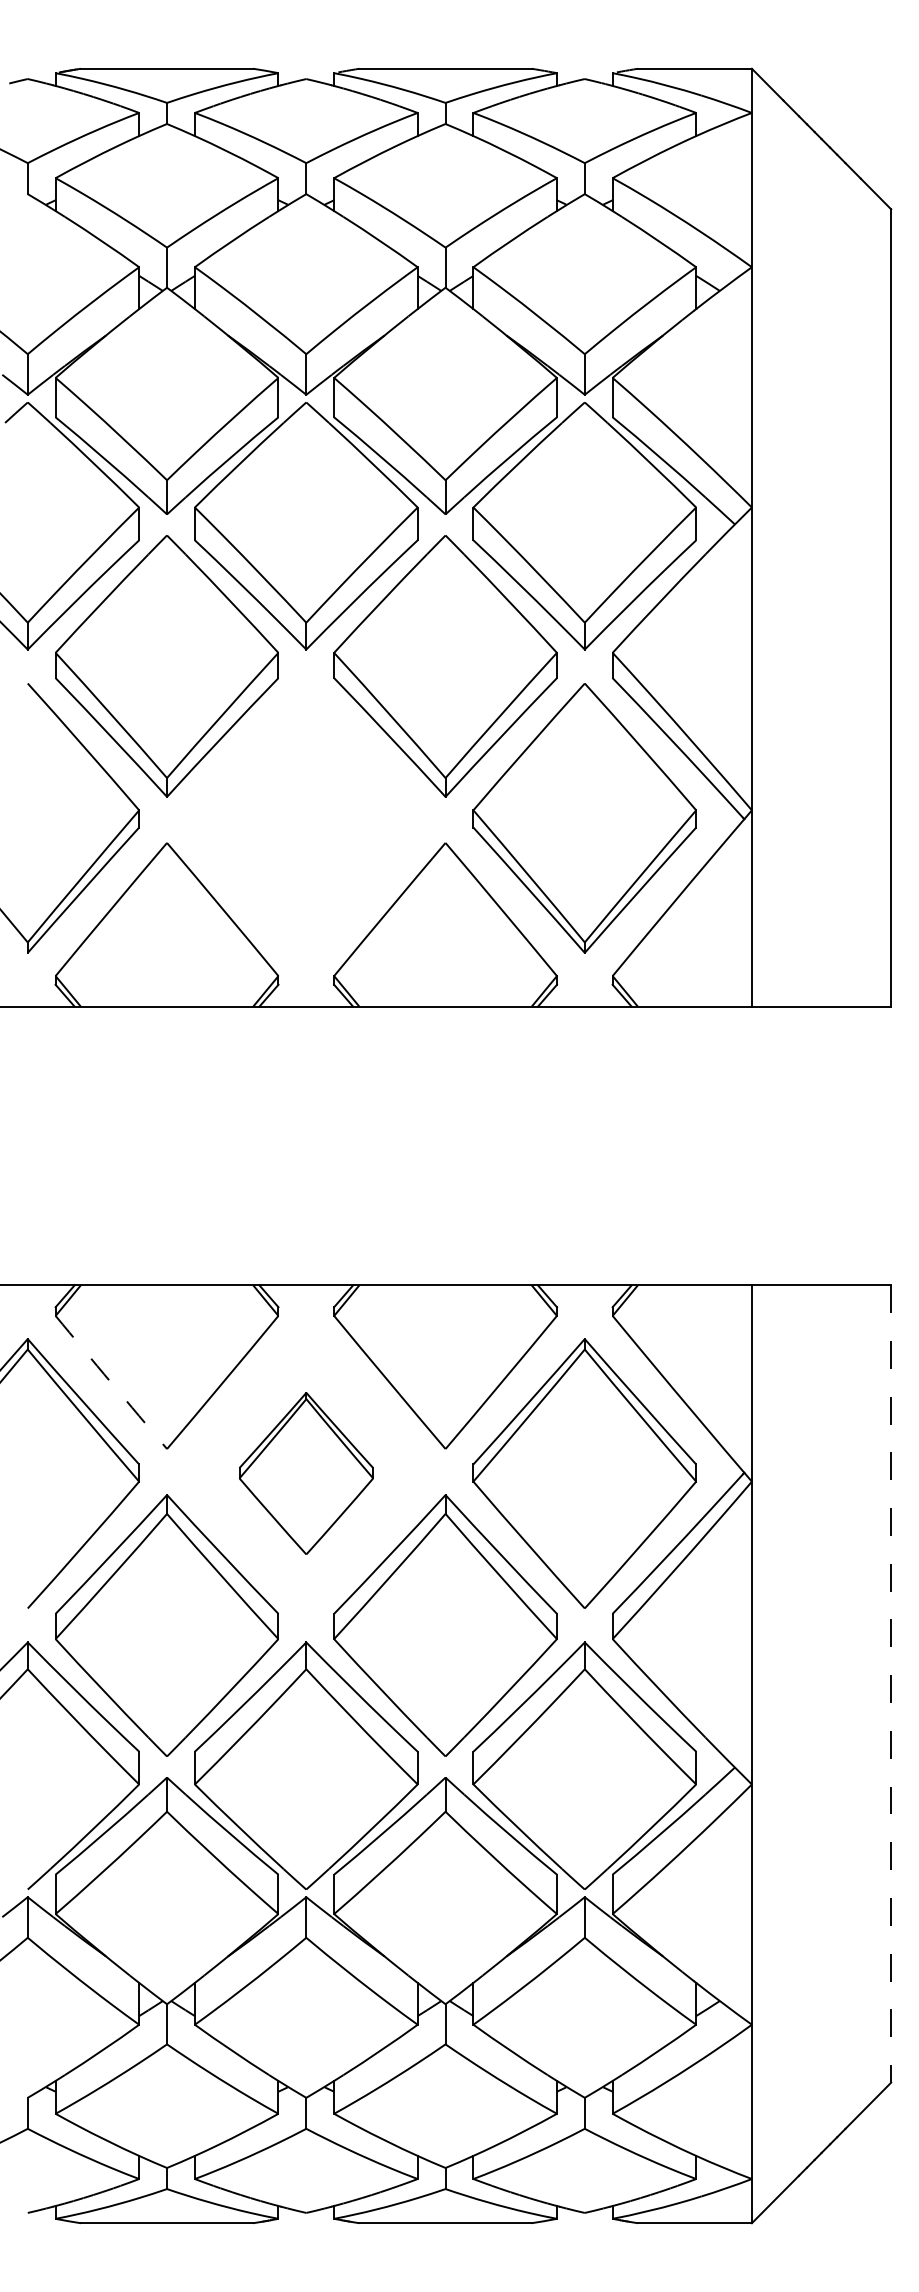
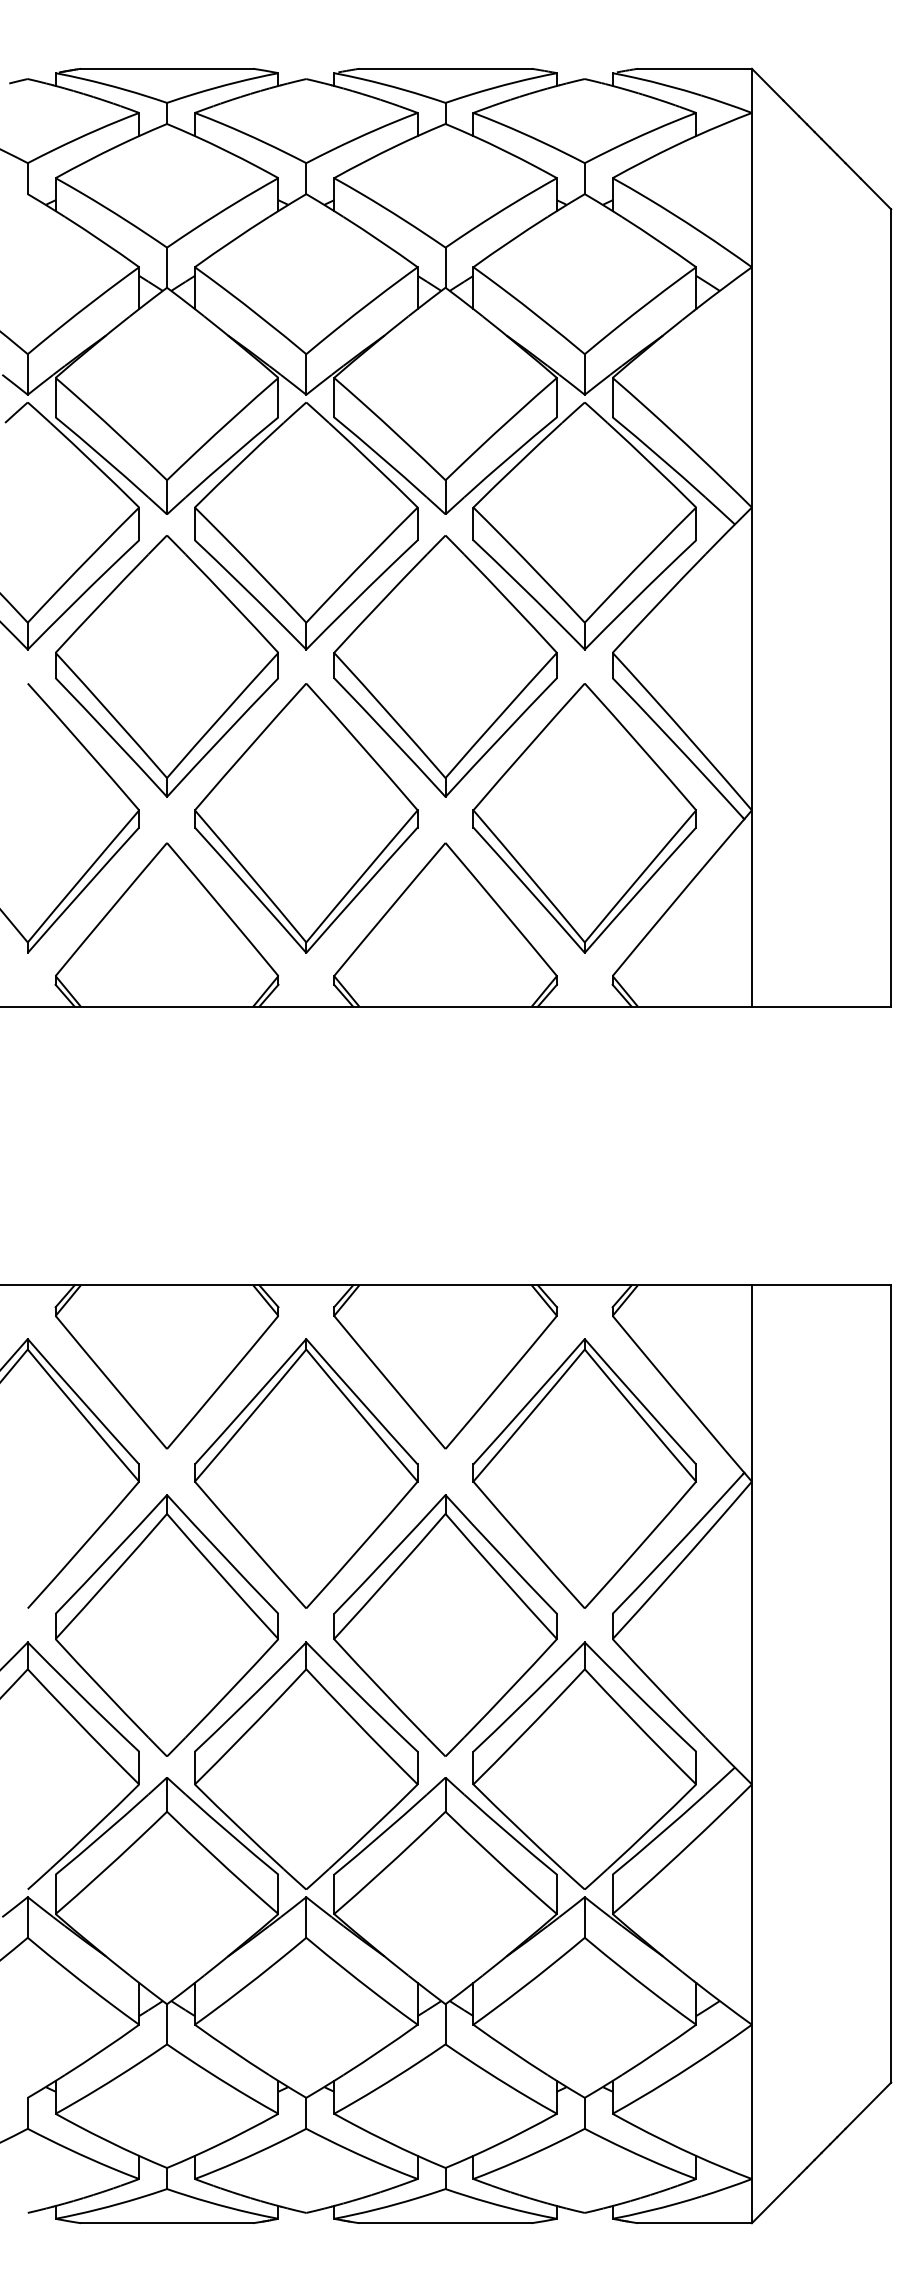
part: none -> present (306, 818)
arc: dashed -> solid (111, 1382)
part size: 135x163 px -> 225x271 px (306, 1473)
line: dashed -> solid (891, 1683)
